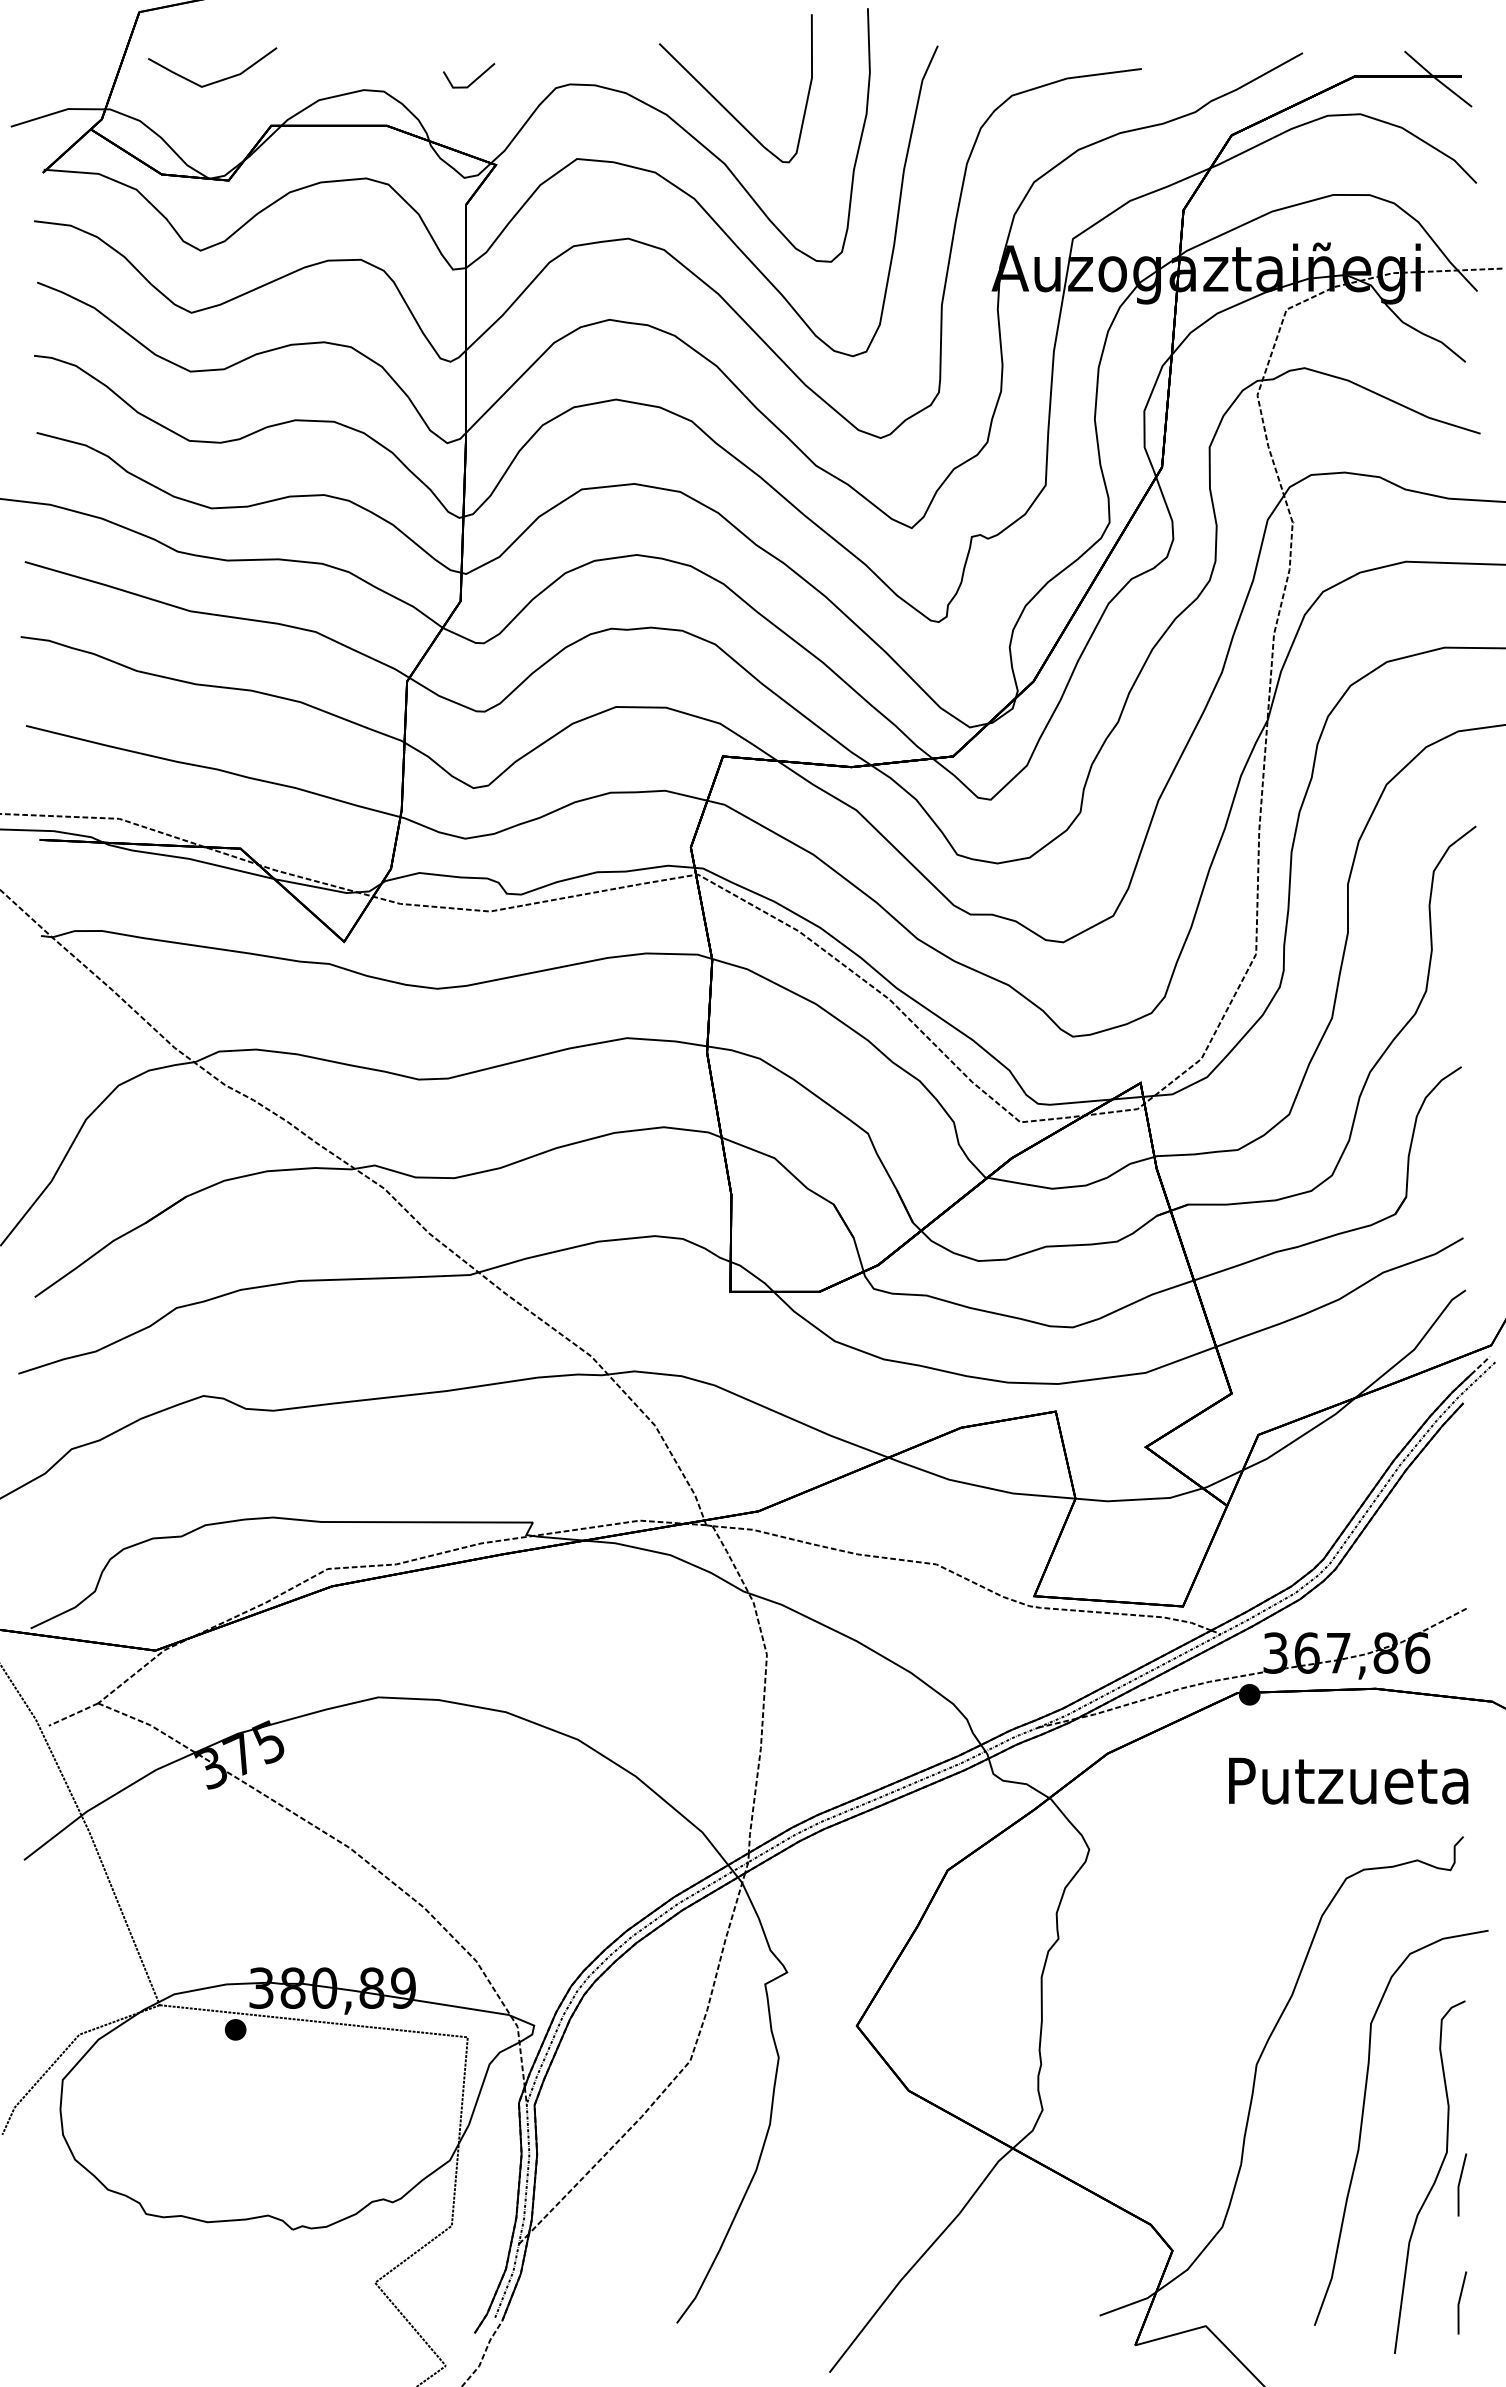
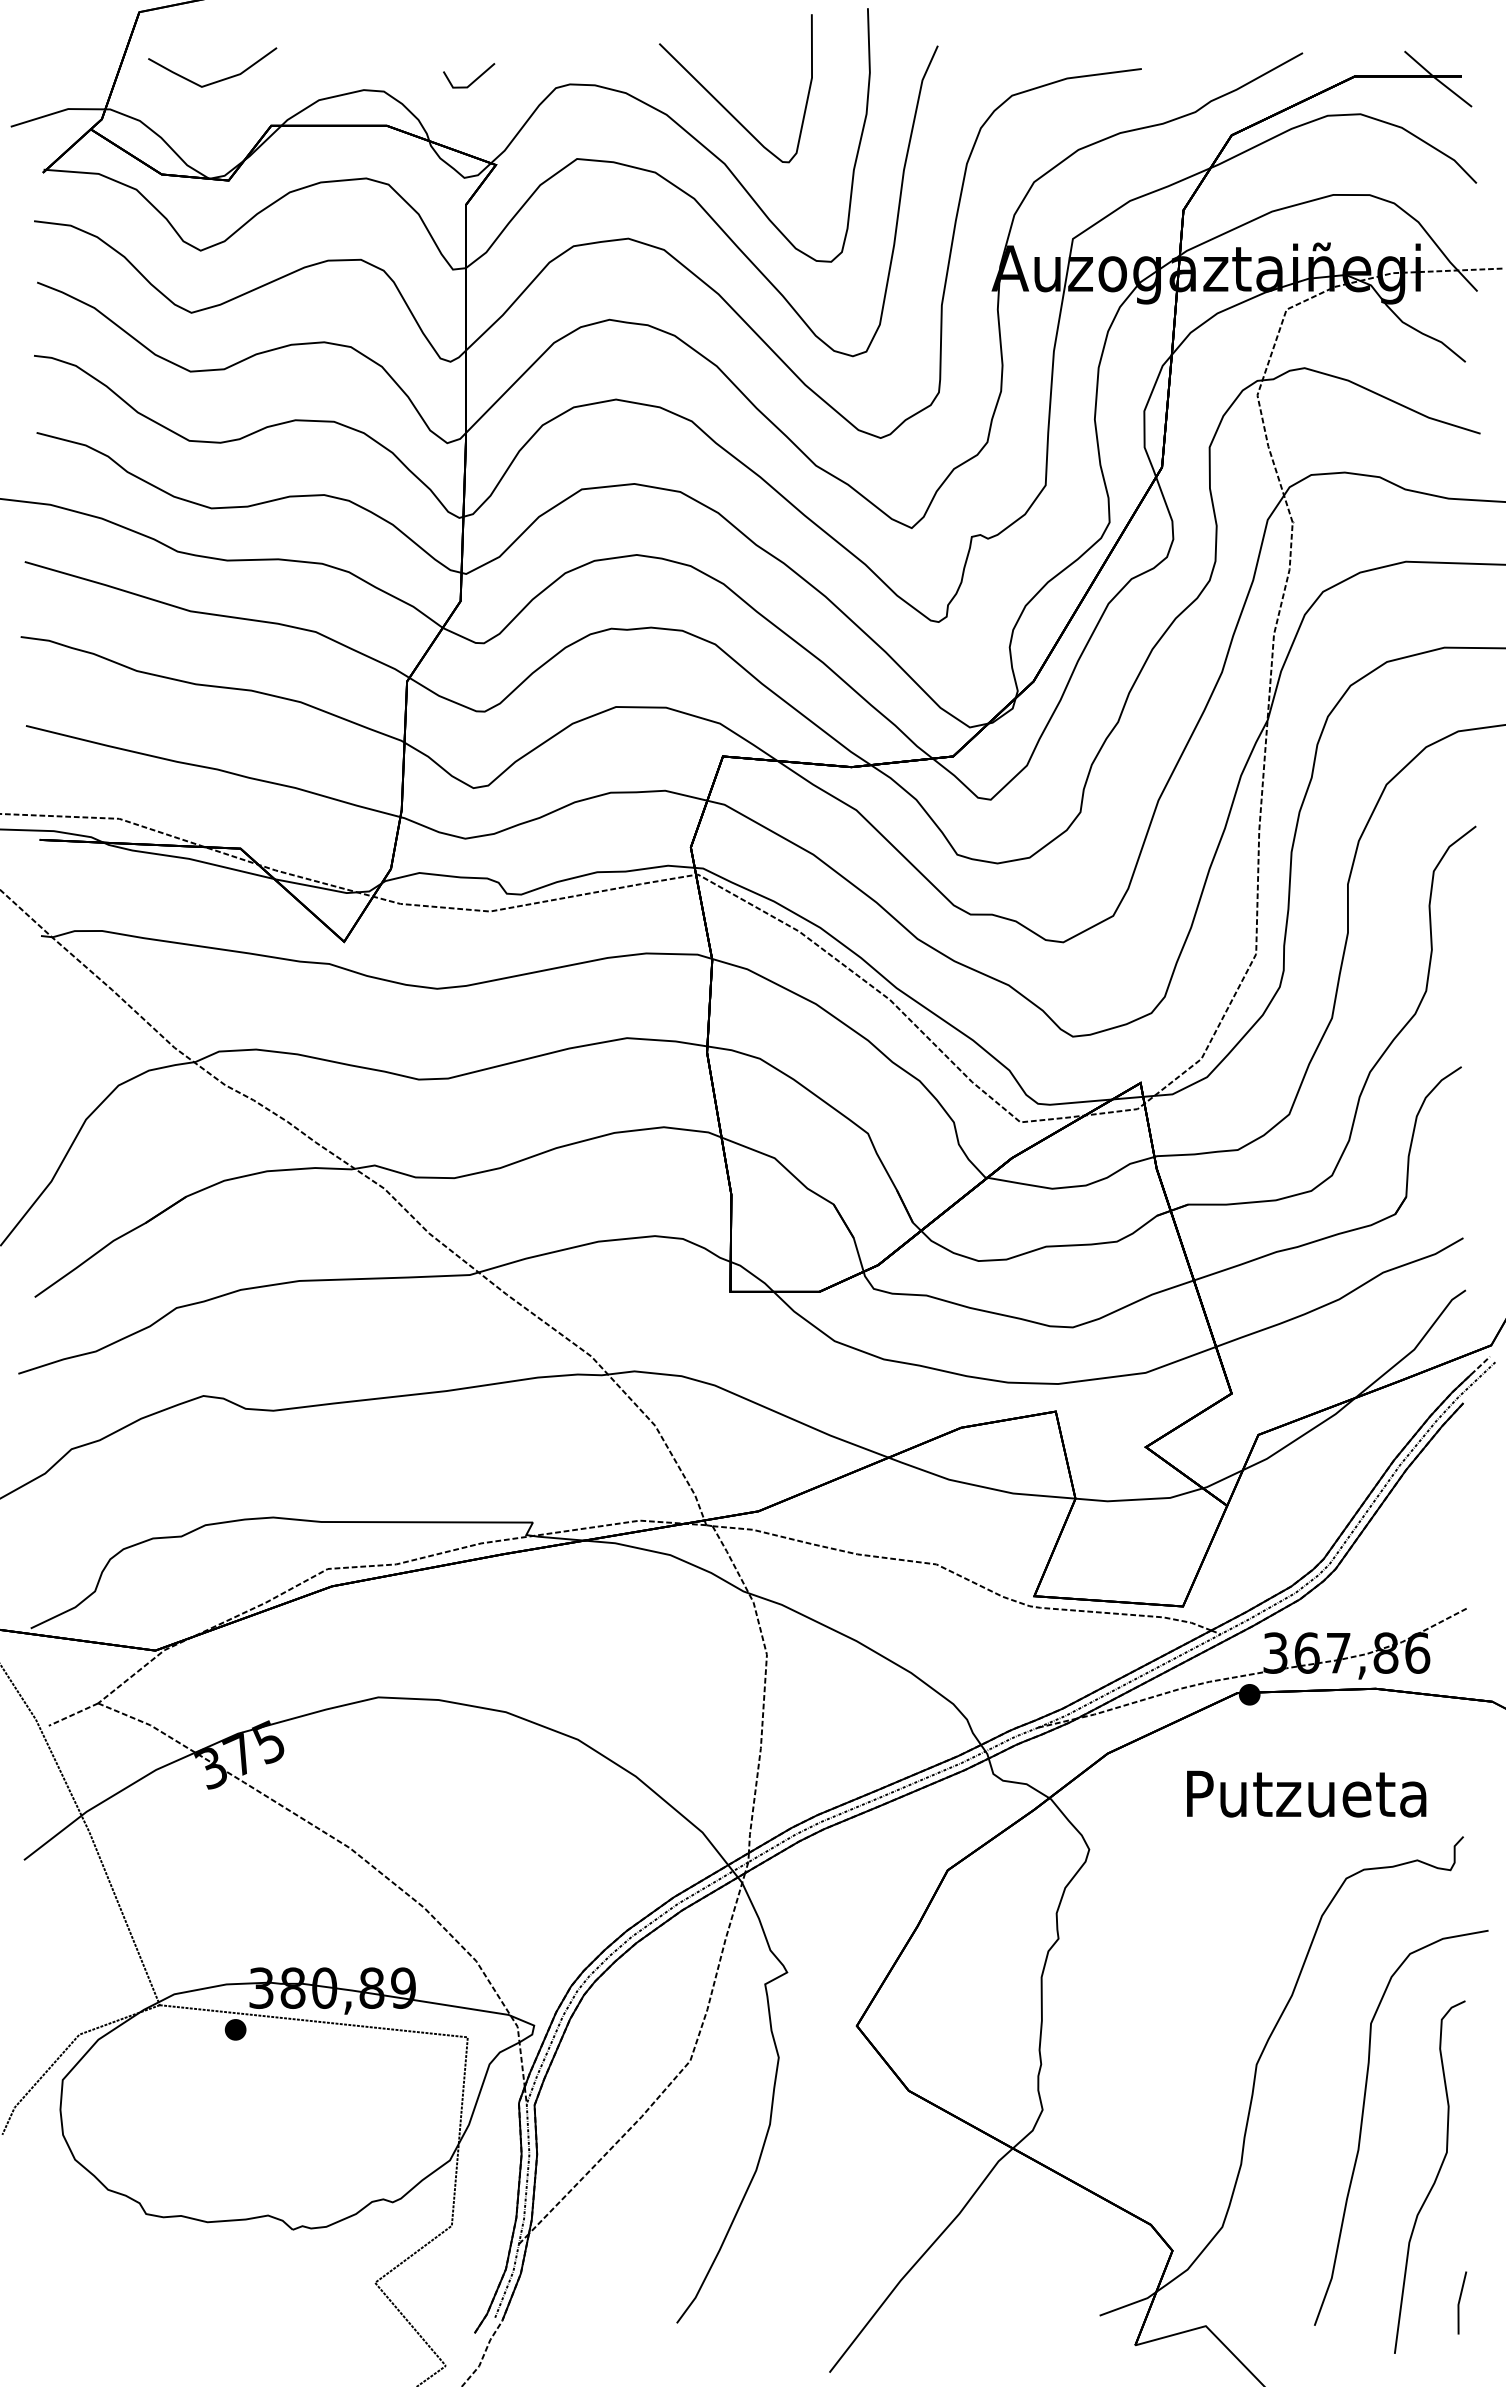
text position: (1348, 1780) -> (1306, 1793) (1306, 1793)
line: present -> none (1460, 2183)
